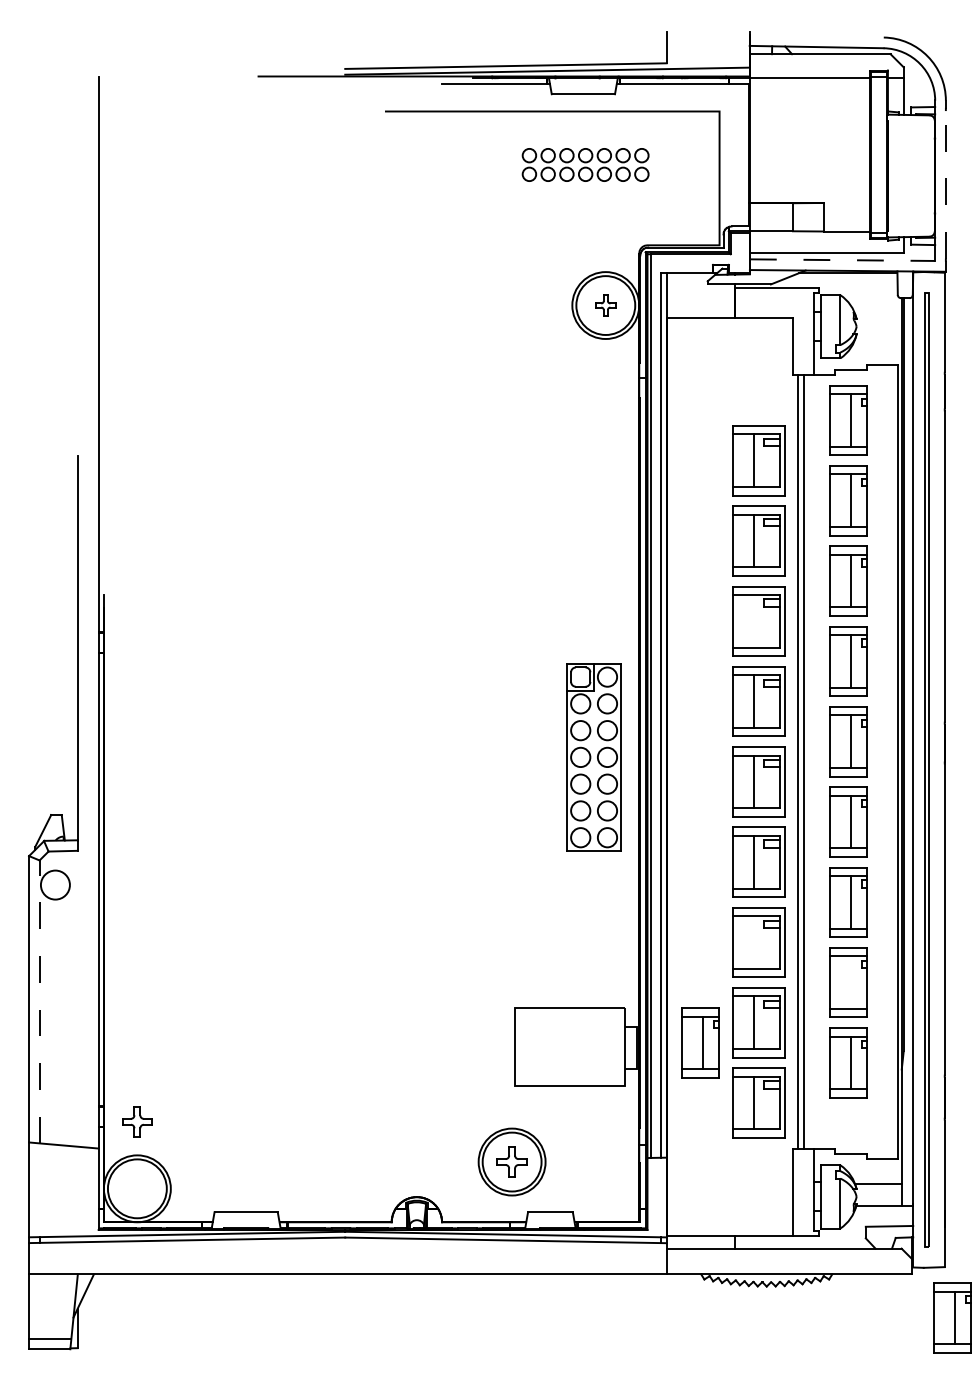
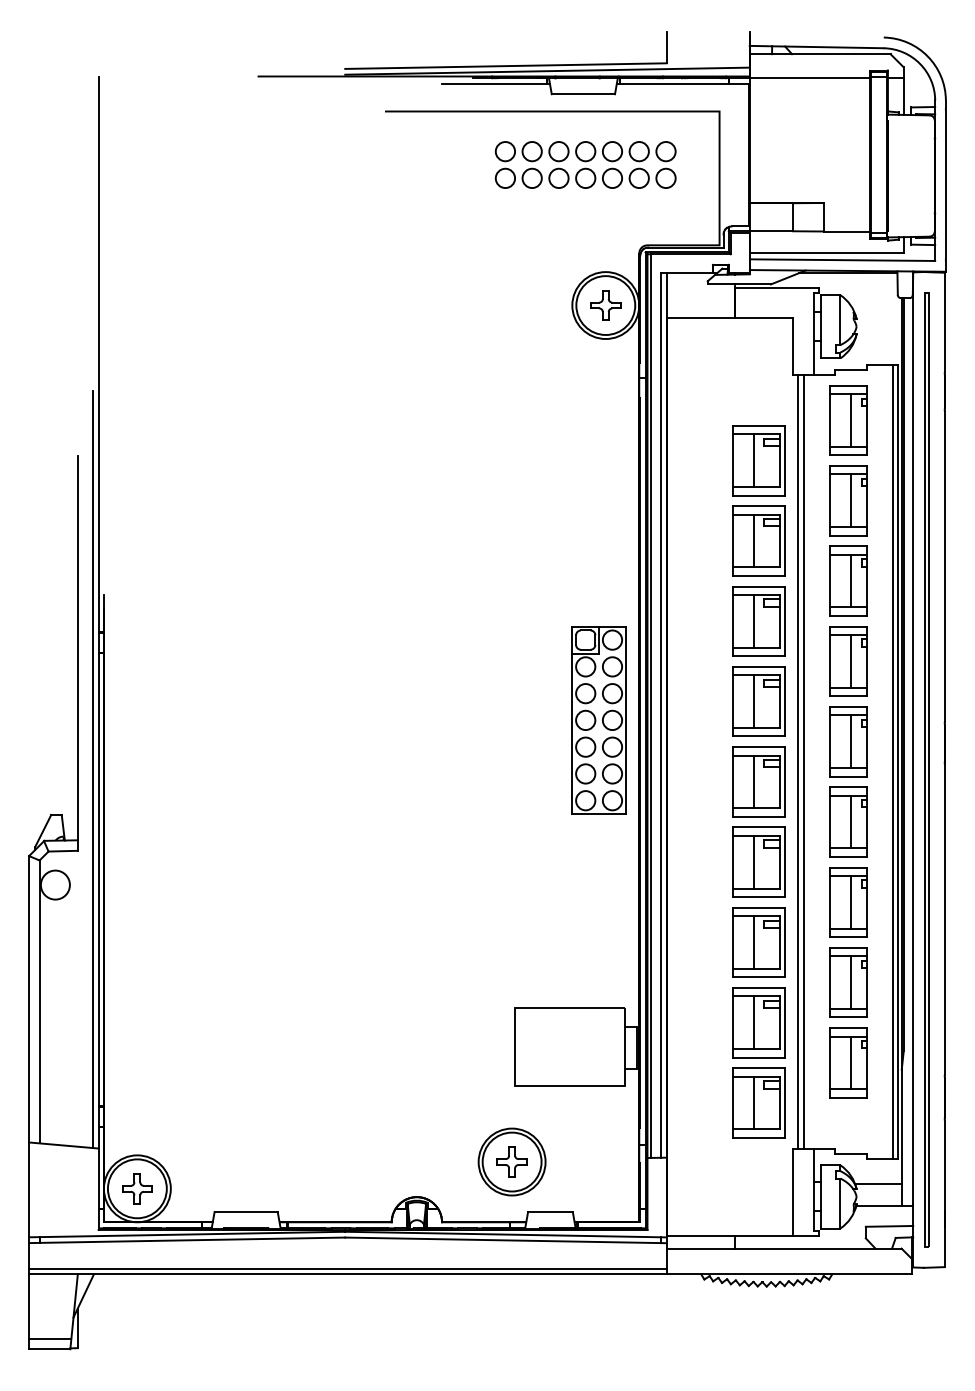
part size: 129x34 px -> 183x48 px (585, 164)
line: dashed -> solid (945, 184)
line: dashed -> solid (842, 260)
part size: 22x23 px -> 32x31 px (605, 305)
line: none -> present (753, 620)
part position: (593, 757) -> (598, 720) (598, 720)
line: none -> present (893, 761)
line: none -> present (93, 769)
line: none -> present (753, 942)
line: none -> present (851, 982)
line: dashed -> solid (39, 1001)
part: present -> none (700, 1042)
part position: (137, 1121) -> (137, 1188) (137, 1188)
line: none -> present (347, 1269)
part: present -> none (952, 1317)
